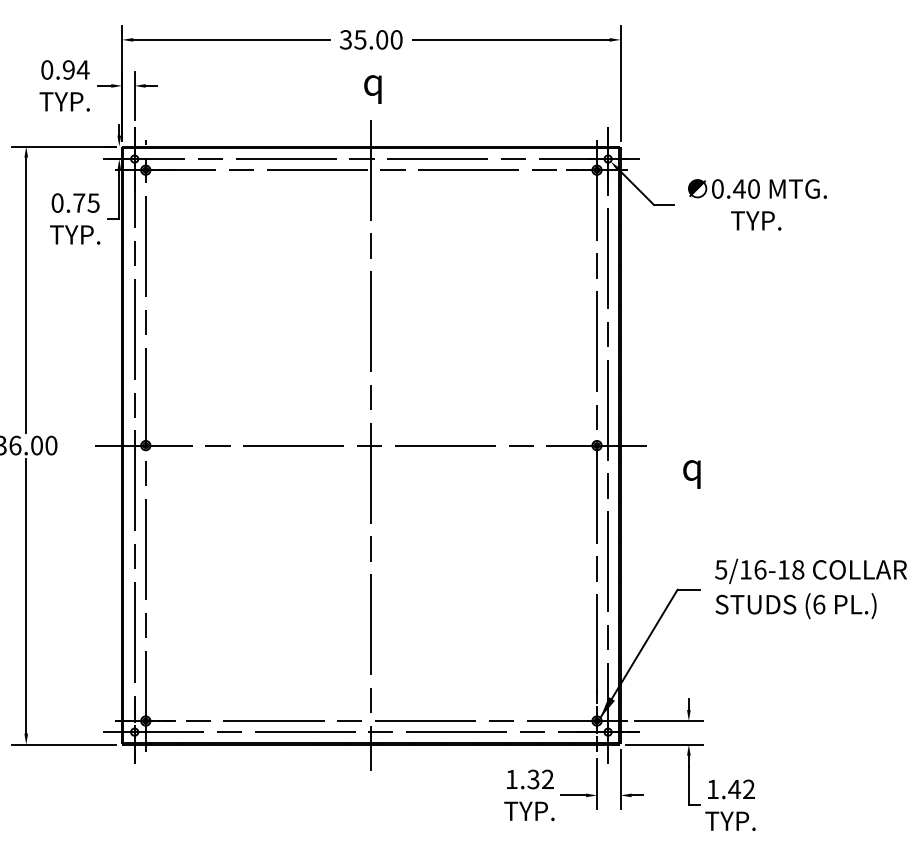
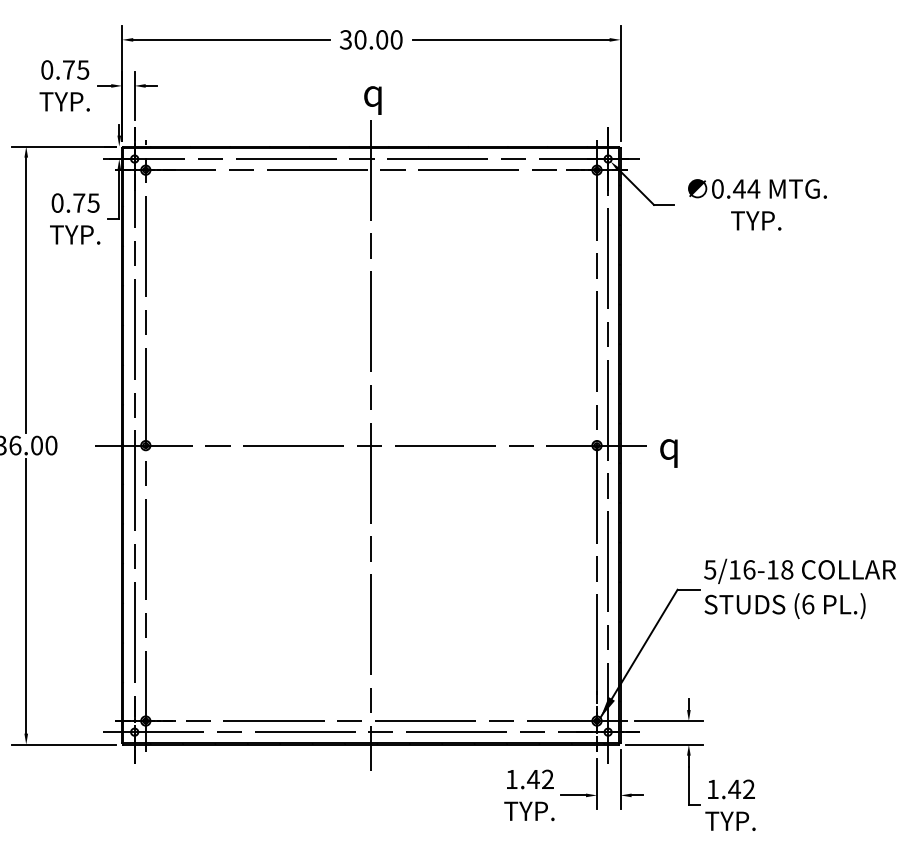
text: 35.00 -> 30.00 (360, 39)
text: 0.94 -> 0.75 (75, 69)
text position: (372, 89) -> (372, 100) (372, 100)
text: 0.40 -> 0.44 (753, 188)
text position: (691, 474) -> (668, 453) (668, 453)
text position: (810, 588) -> (799, 588) (799, 588)
text: 1.32 -> 1.42 (533, 779)
